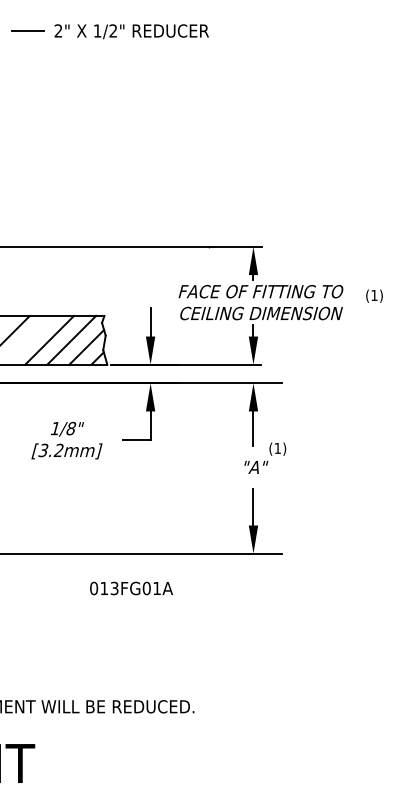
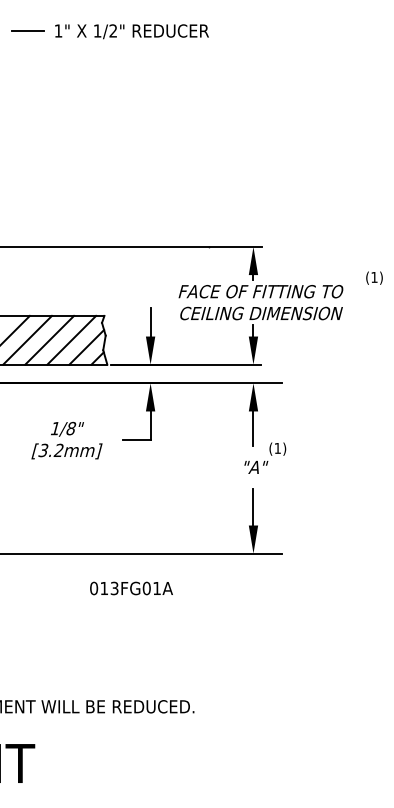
text: 2" -> 1" (58, 30)
text position: (374, 295) -> (374, 277) (374, 277)
line: none -> present (27, 339)
